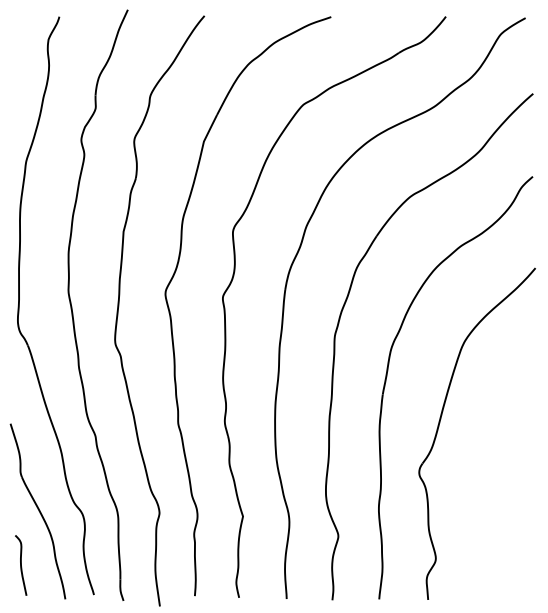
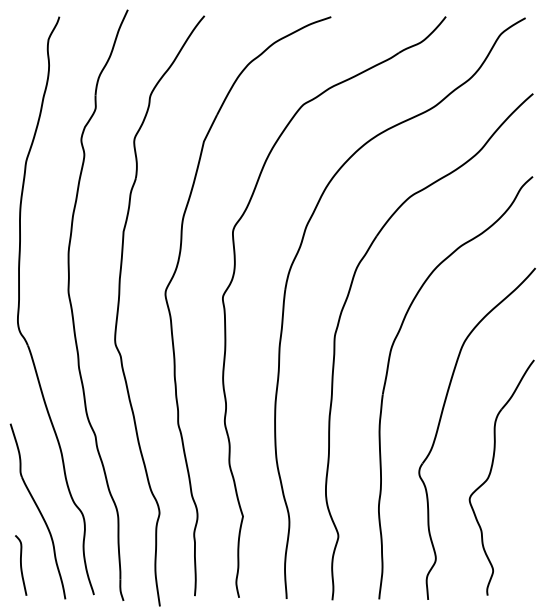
part: none -> present (491, 472)
